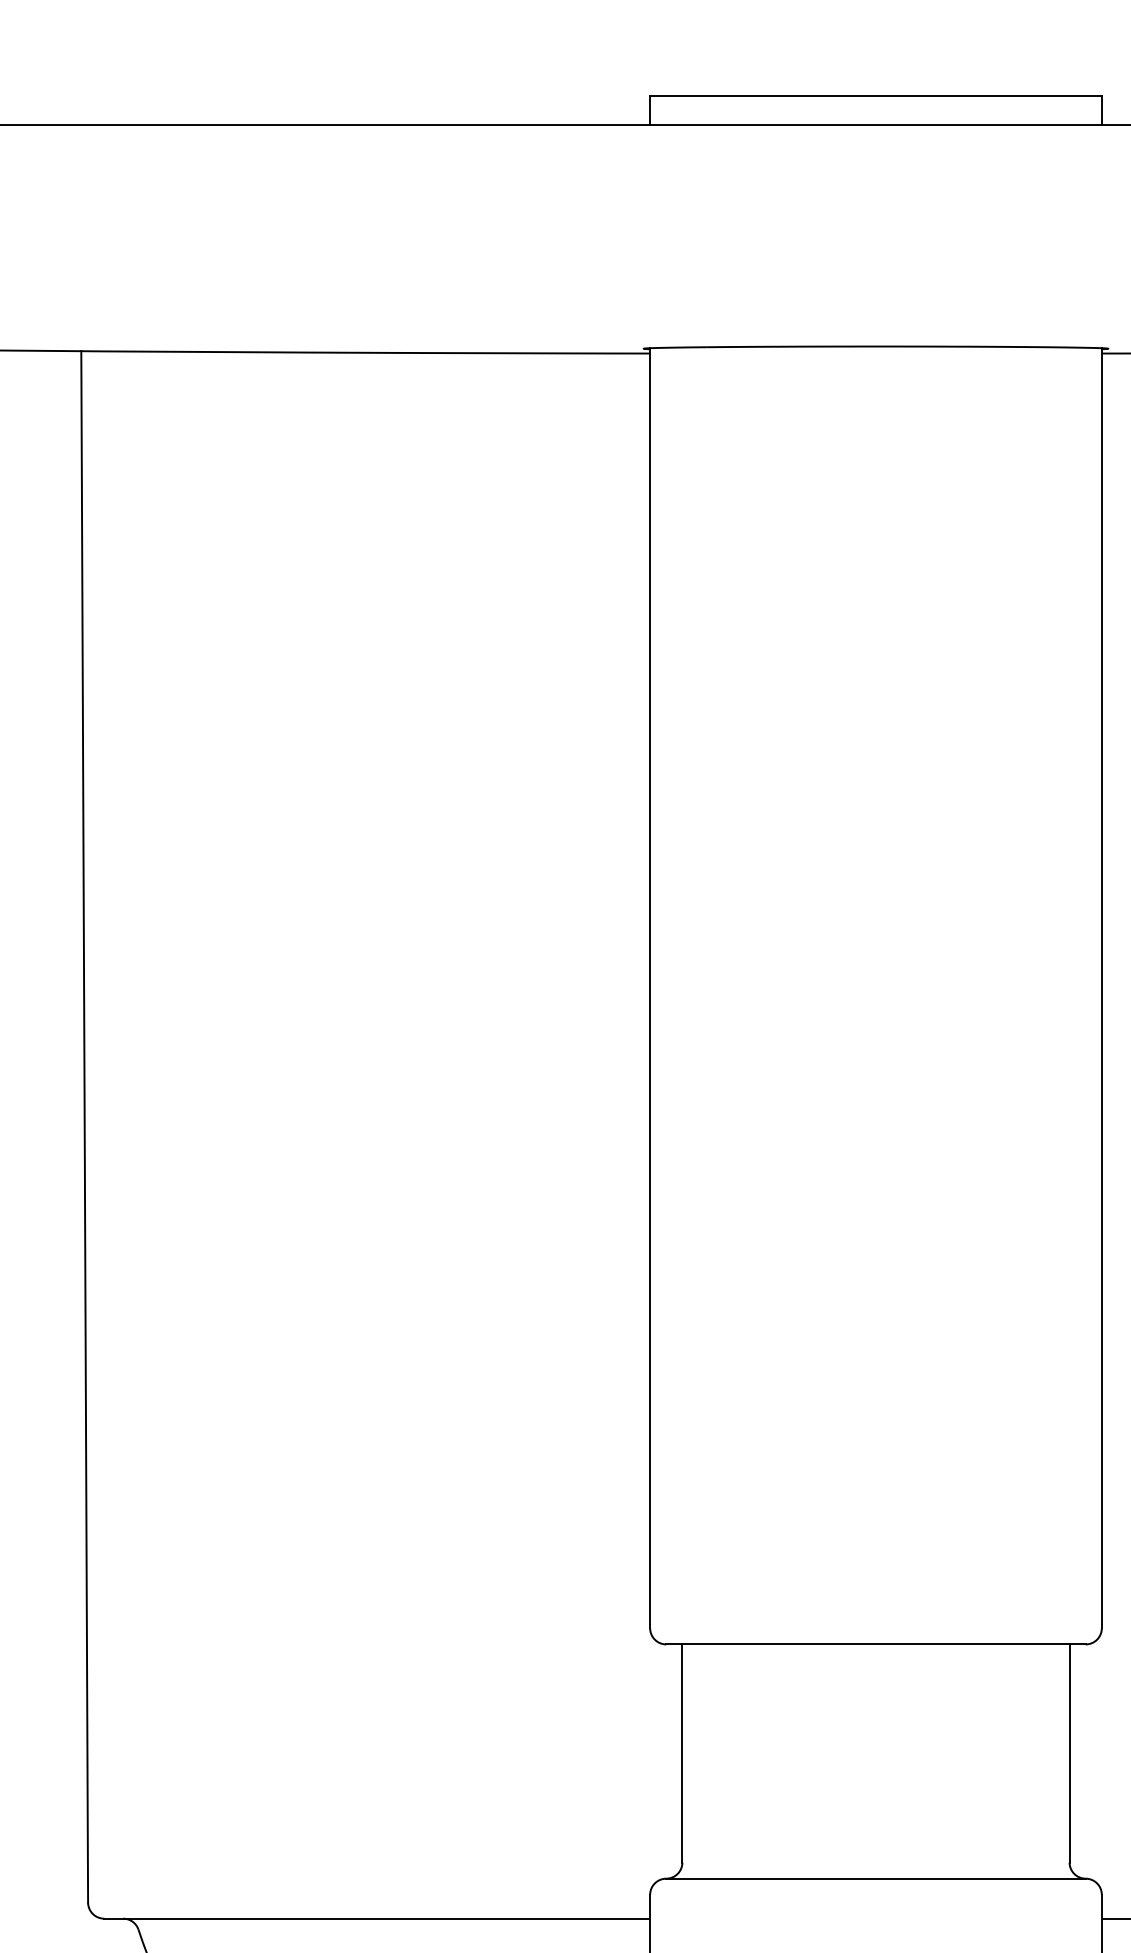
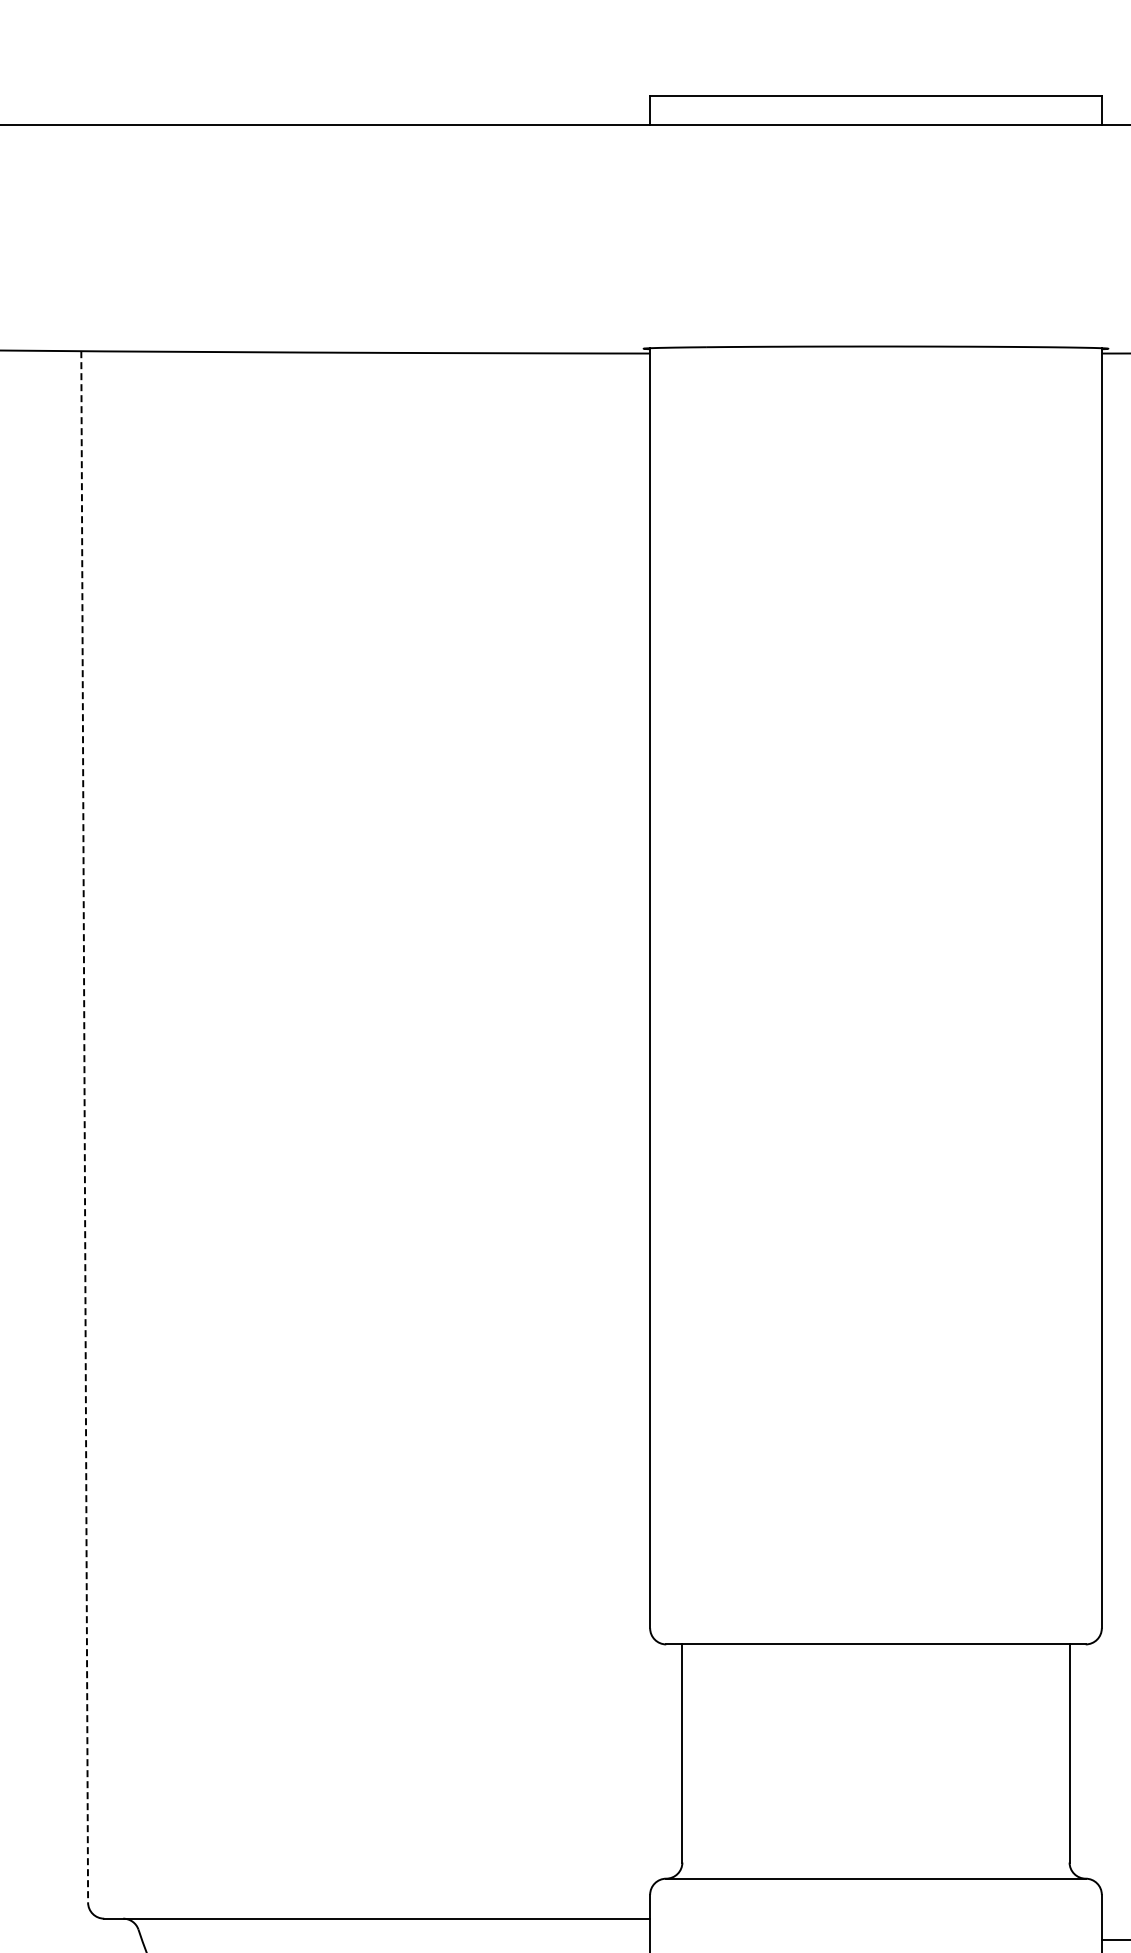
line: solid -> dashed (84, 1126)
line position: (1114, 1918) -> (1114, 1939) (1114, 1939)
